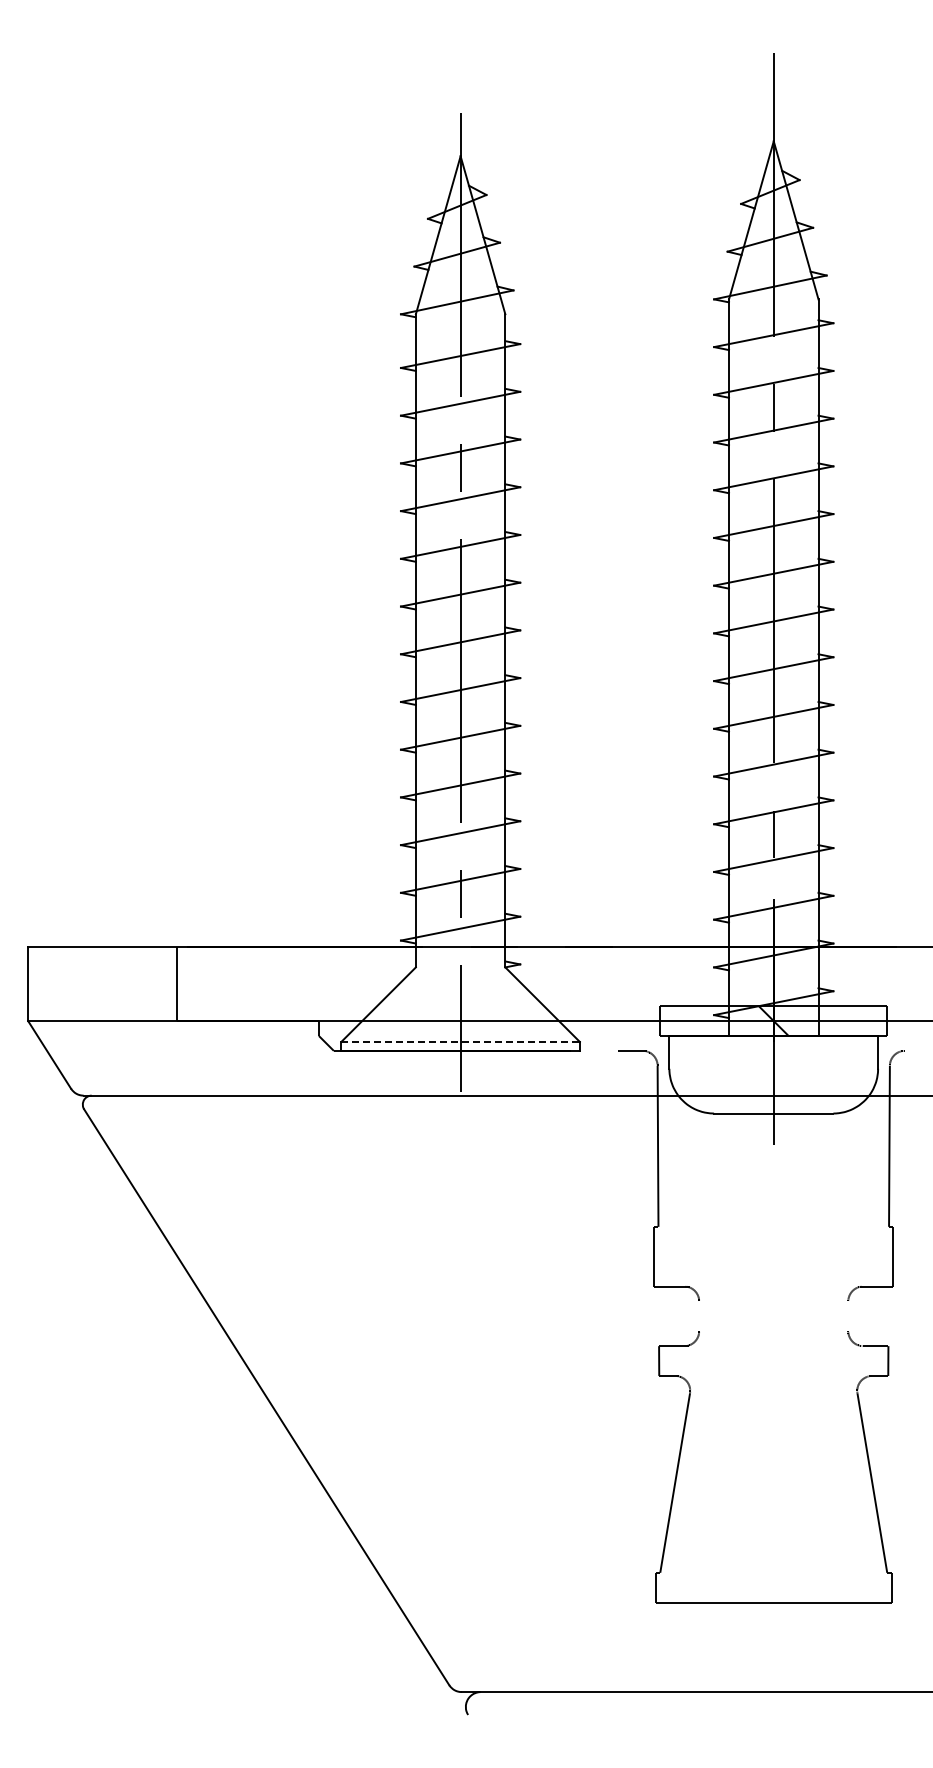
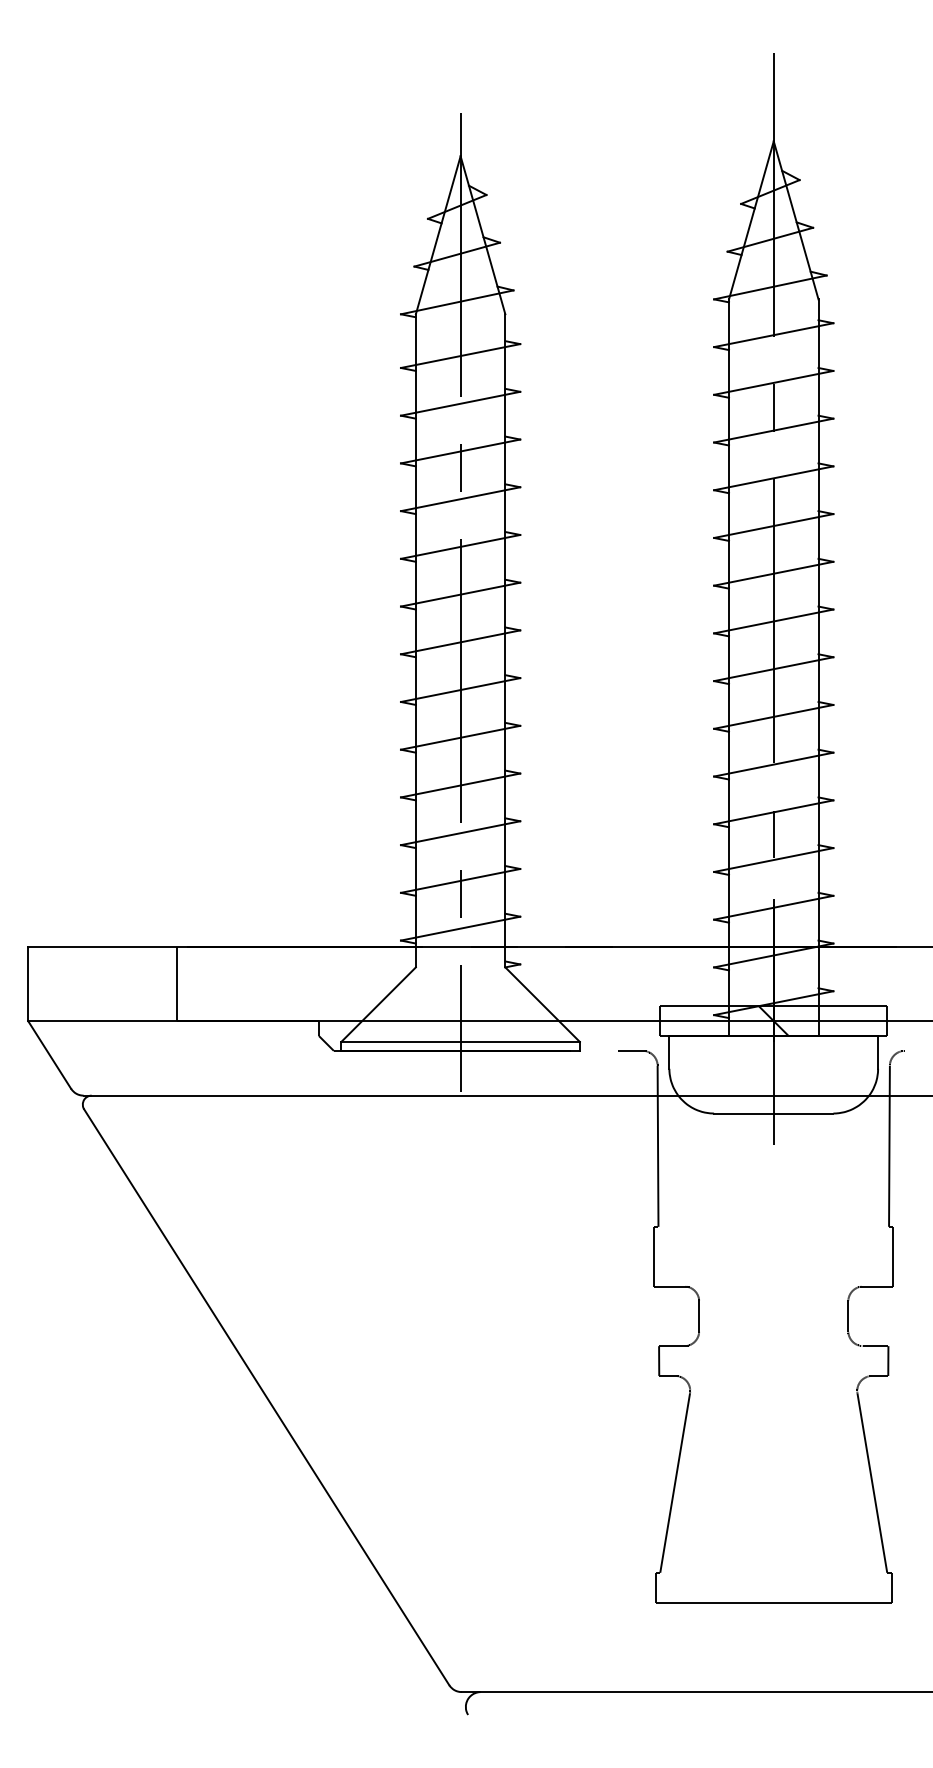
line: dashed -> solid (461, 1041)
line: none -> present (699, 1316)
line: none -> present (848, 1316)
